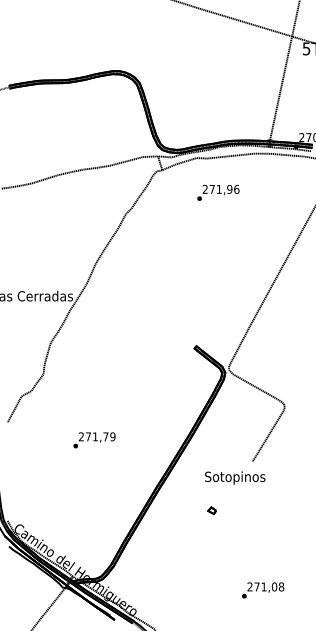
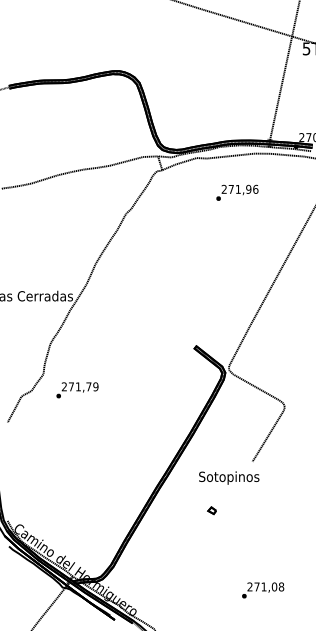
text position: (218, 192) -> (237, 192) (237, 192)
text position: (94, 440) -> (77, 390) (77, 390)
text position: (235, 477) -> (229, 477) (229, 477)
